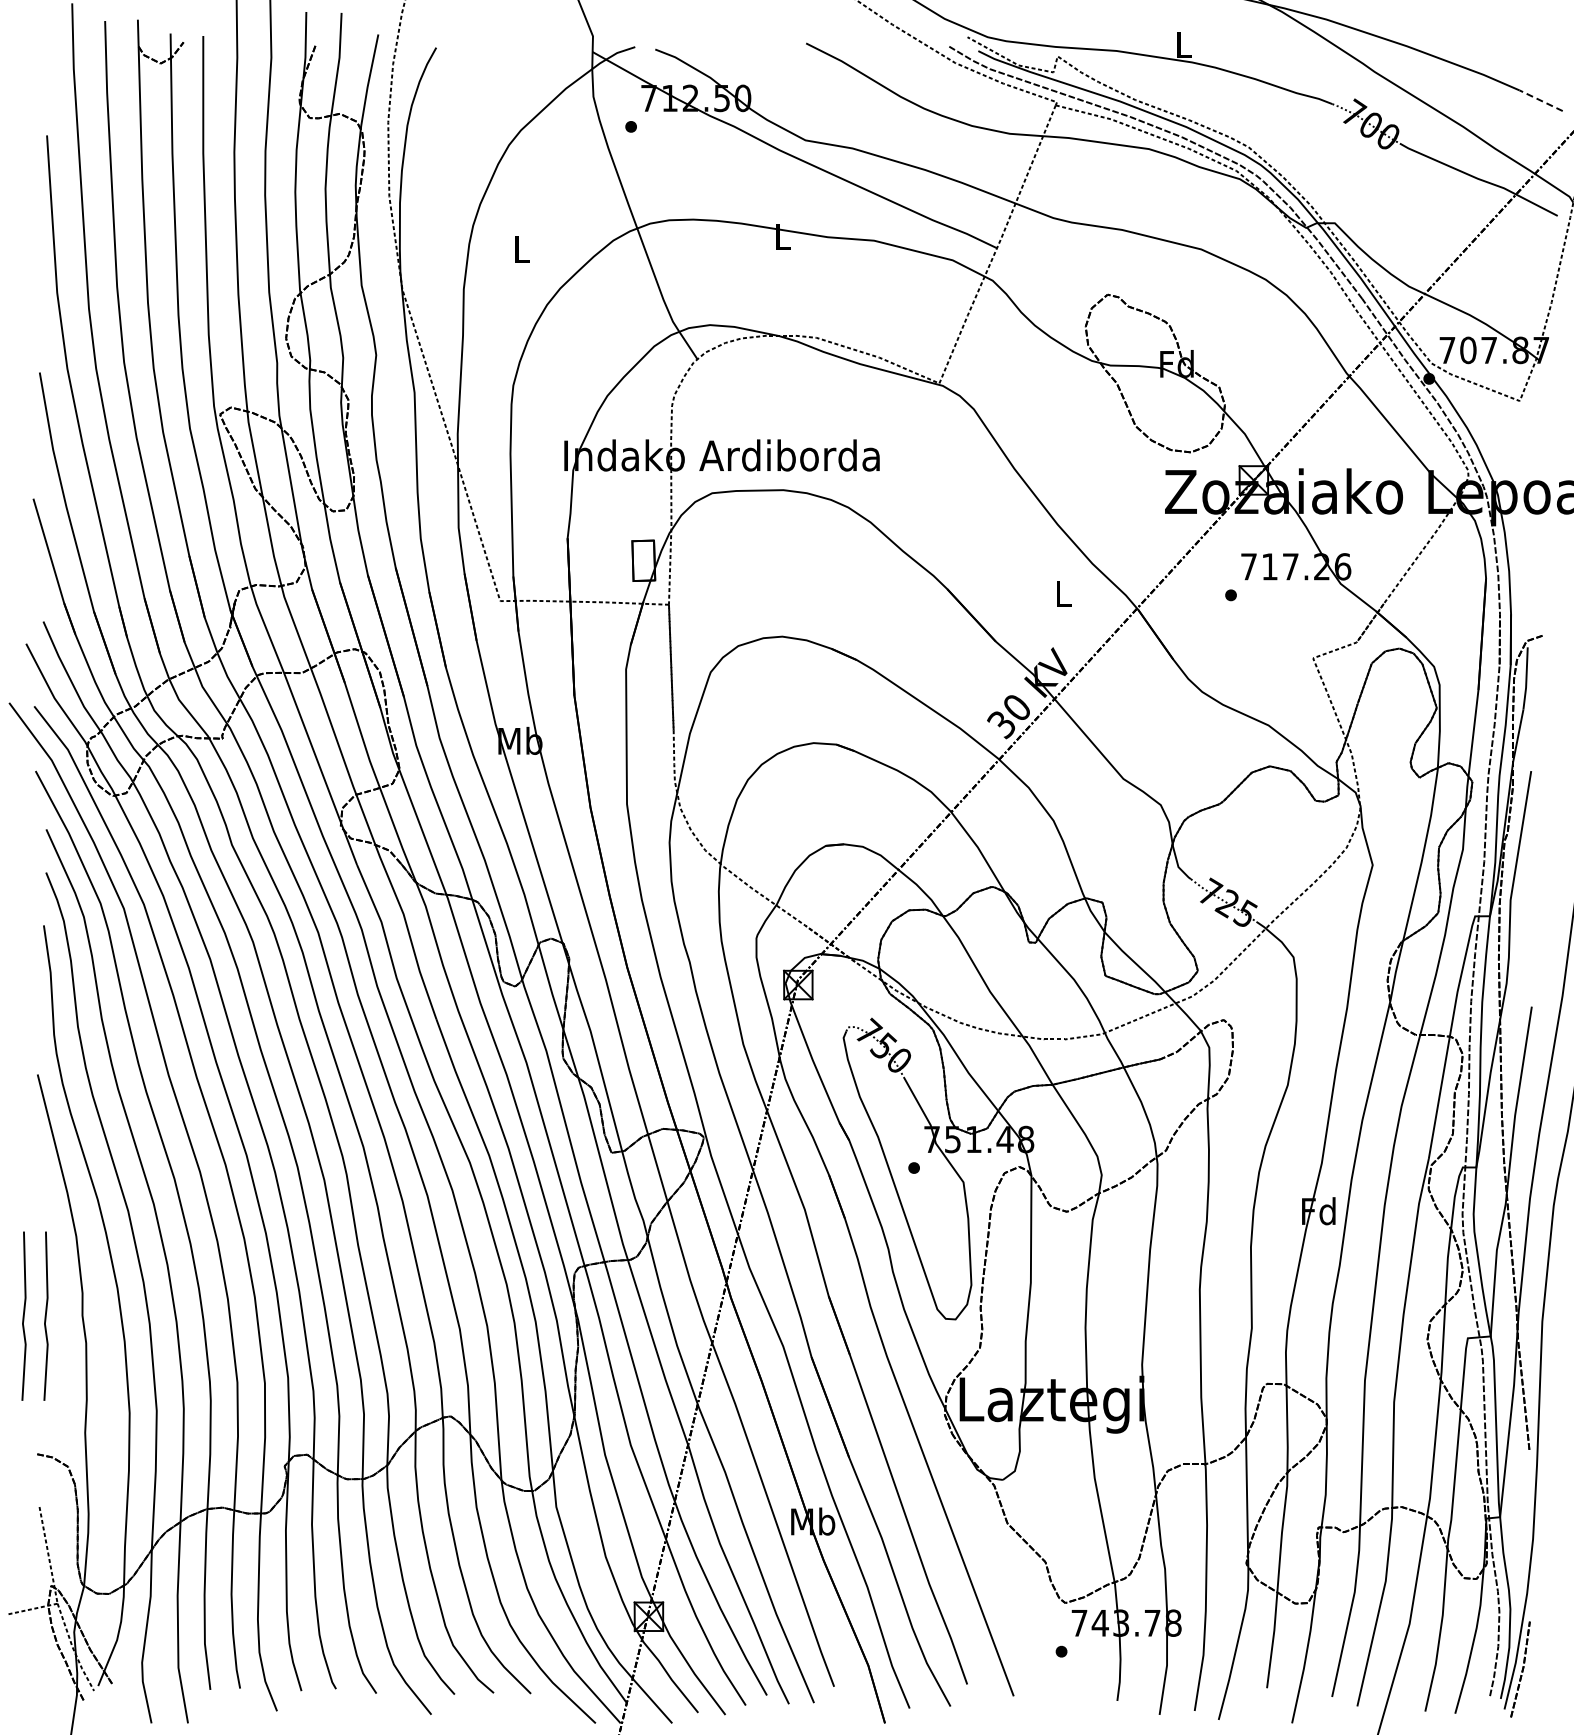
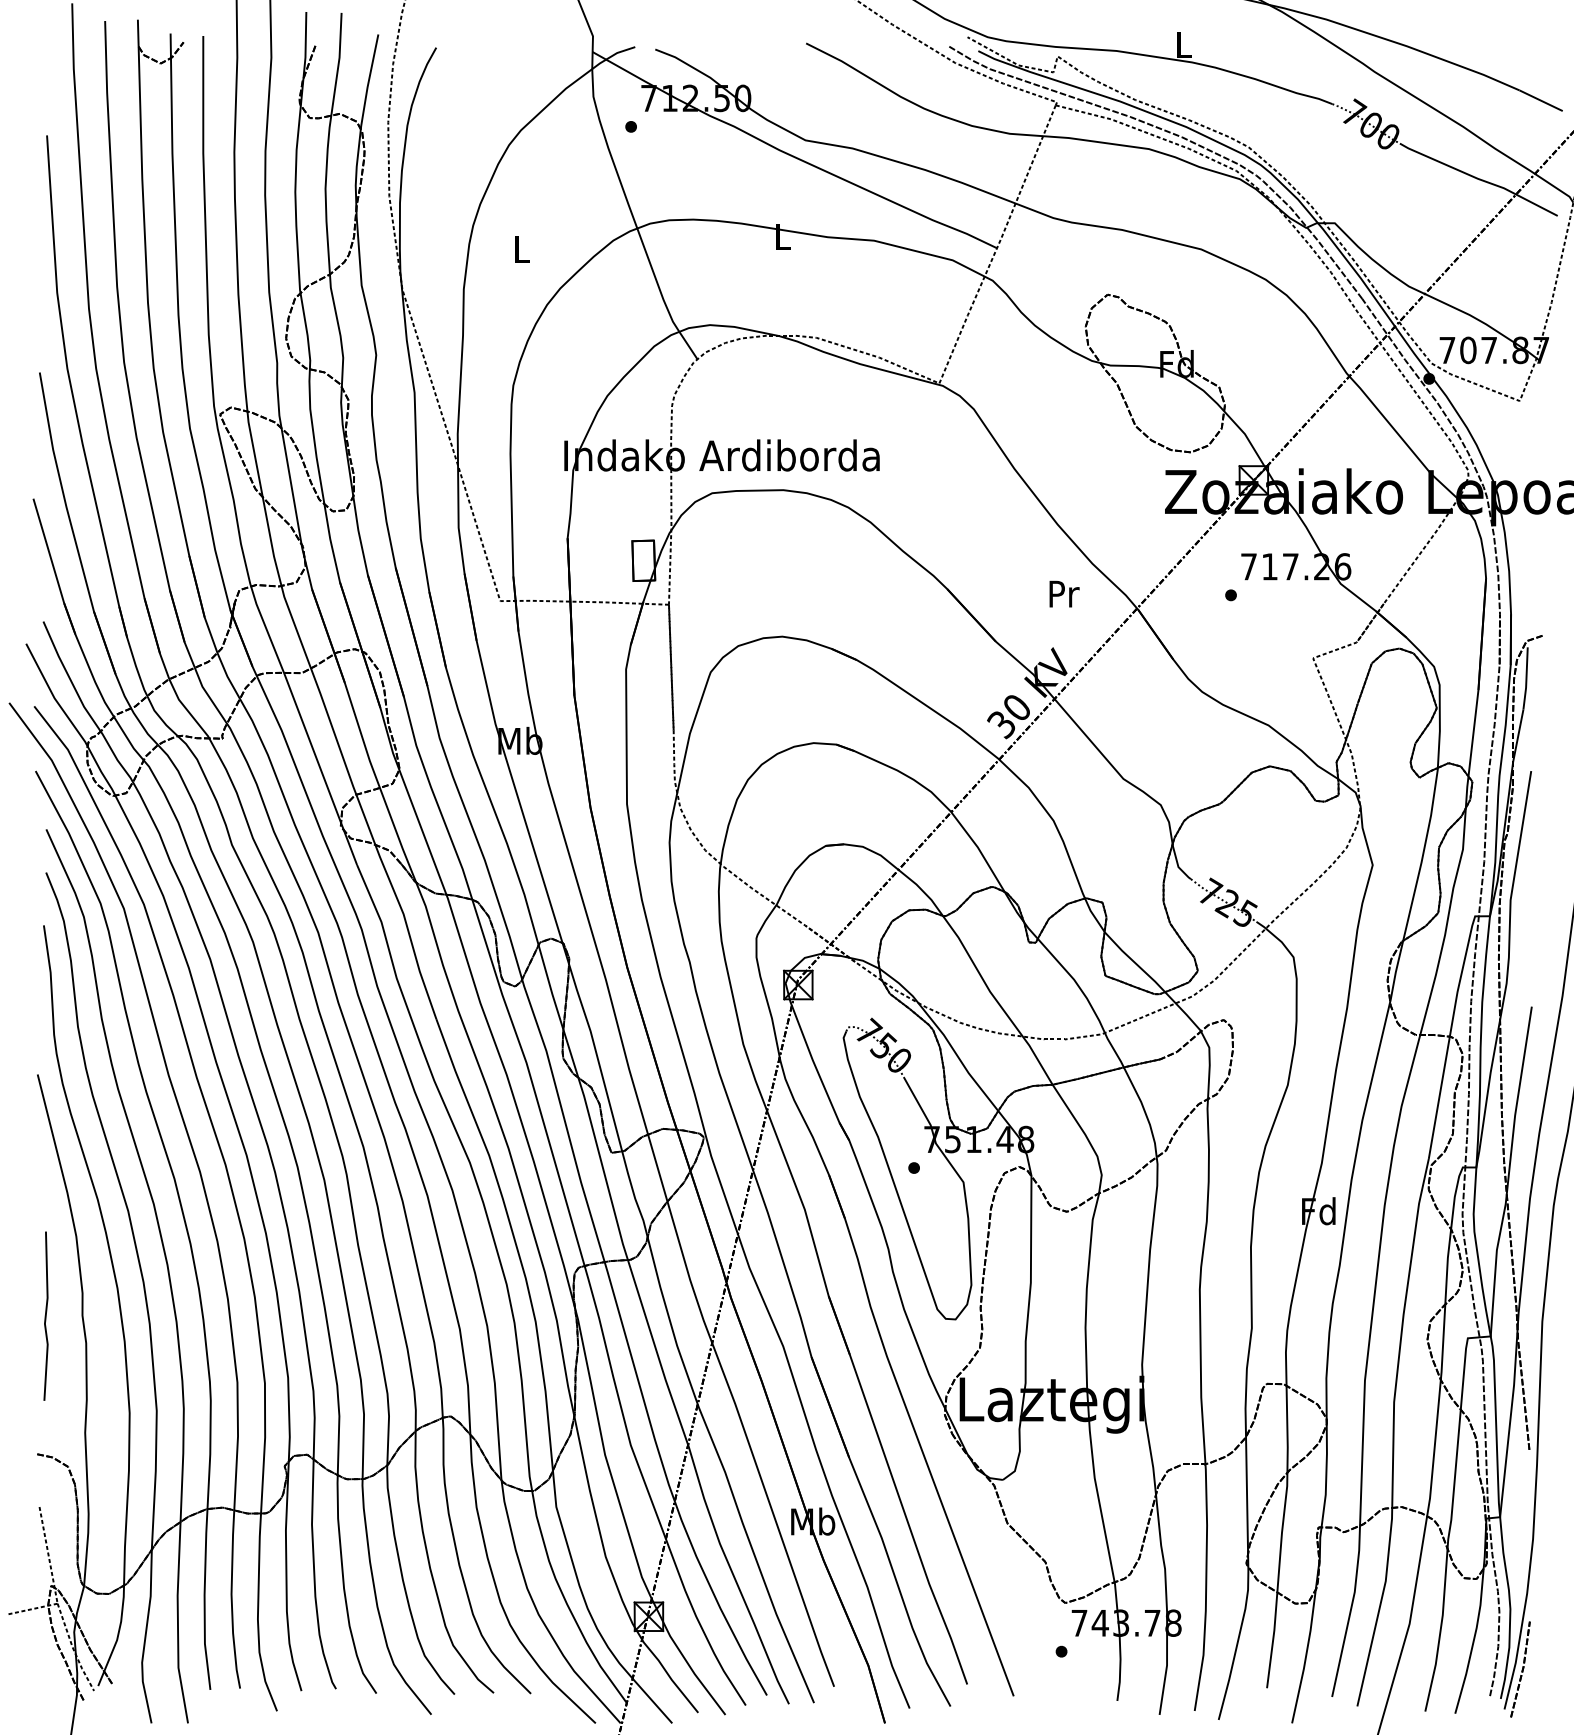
line: dashed -> solid (1541, 100)
text: L -> Pr (1064, 593)
line: present -> none (23, 1315)
